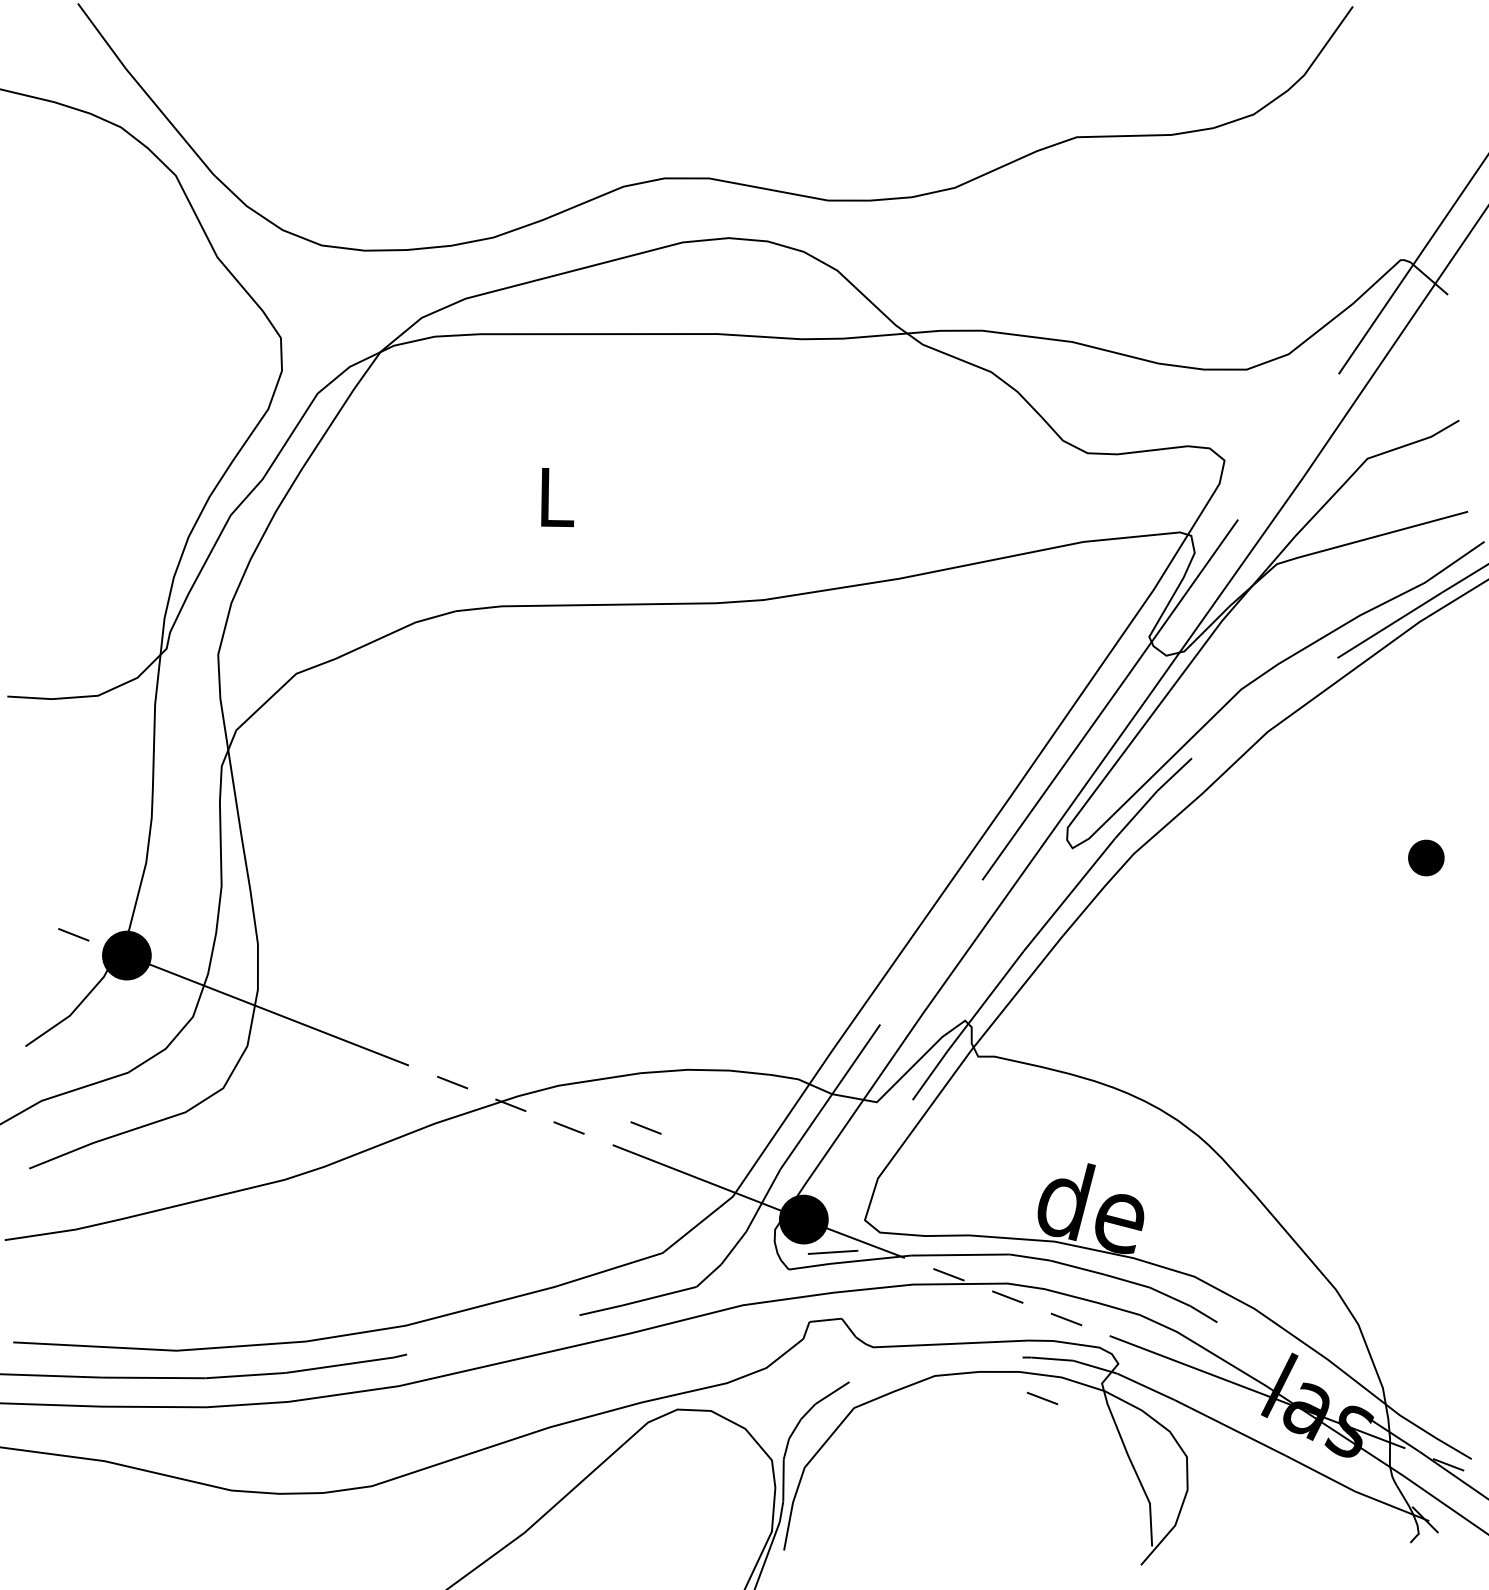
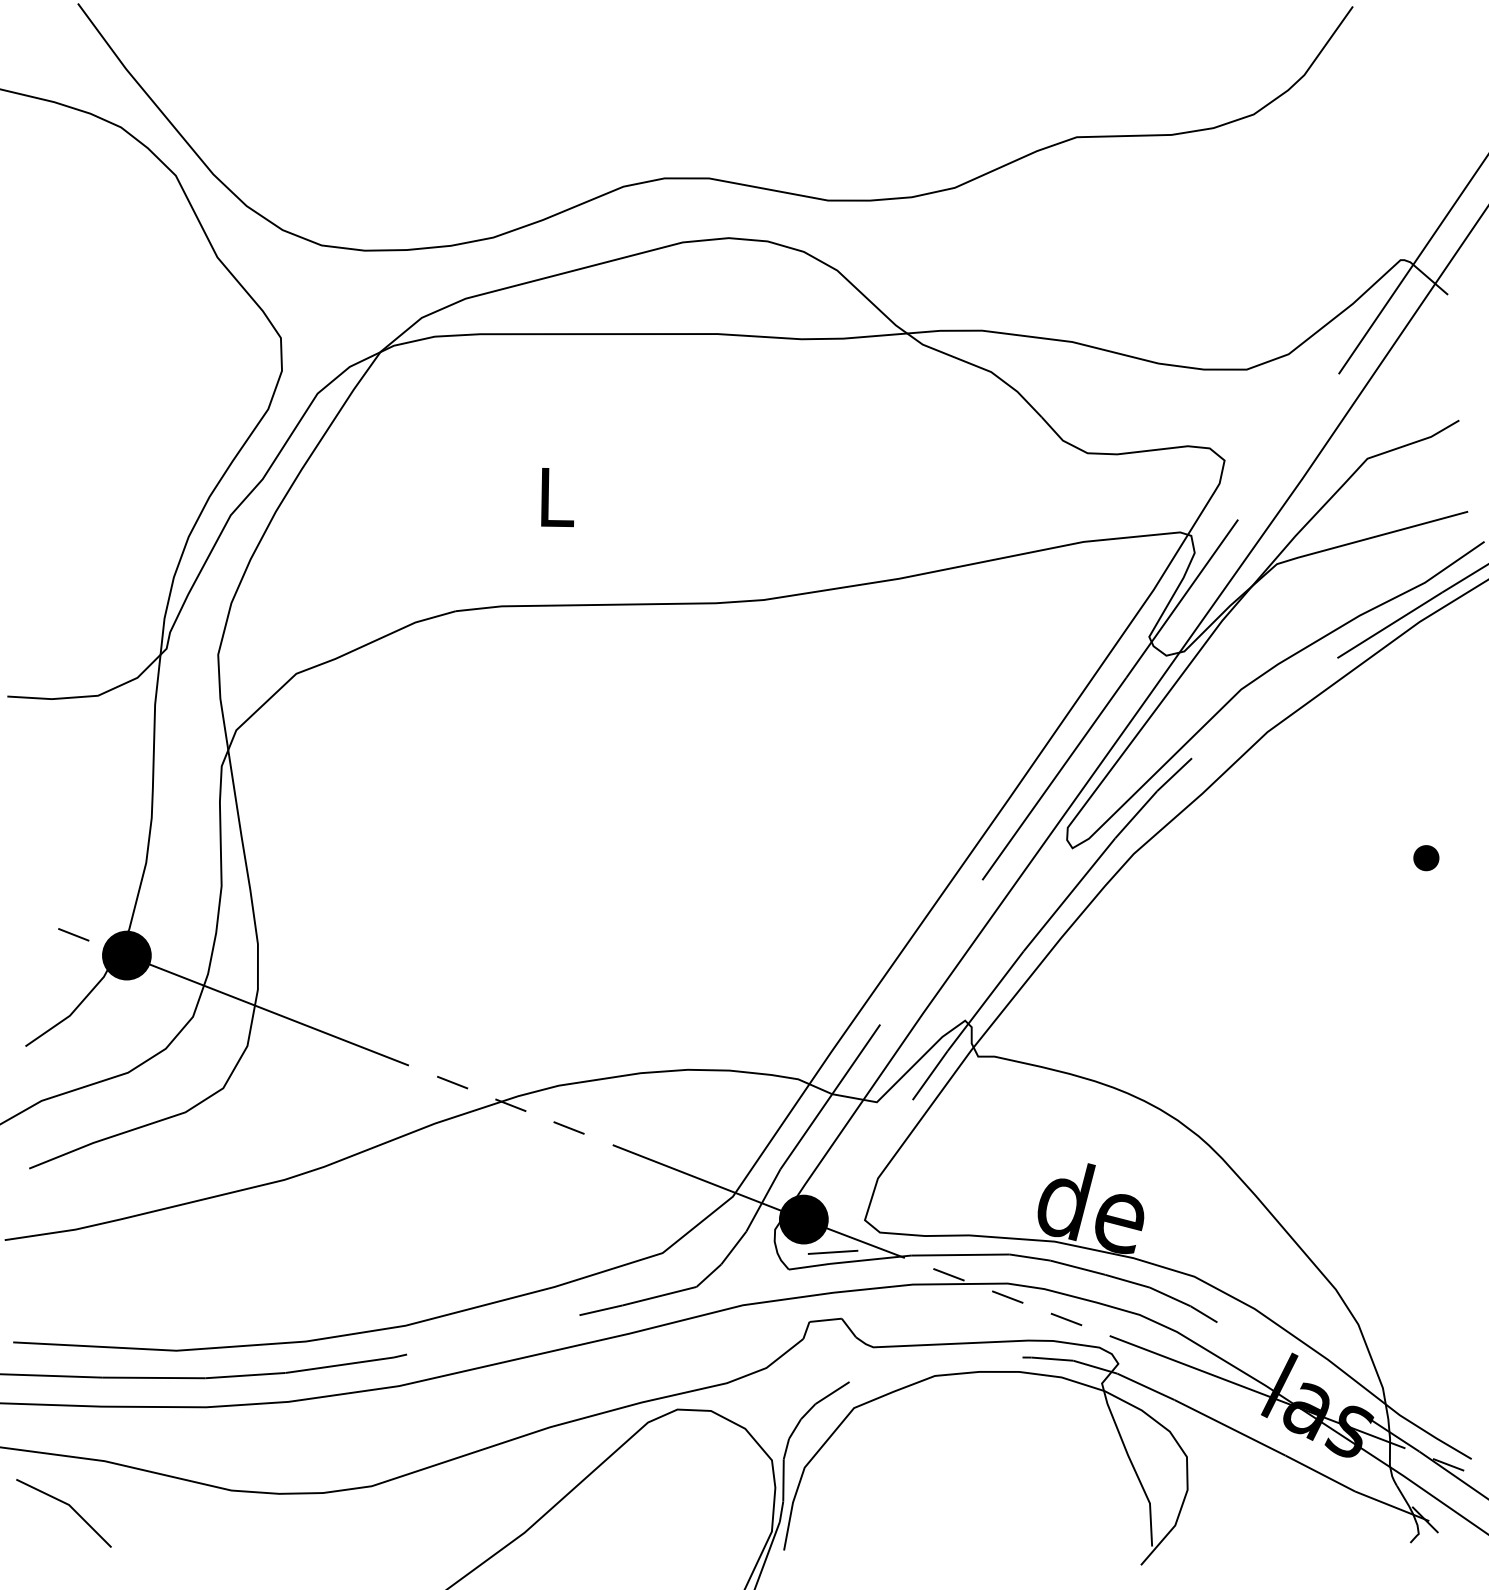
part size: 37x38 px -> 27x27 px (1426, 858)
line: present -> none (645, 1127)
line: present -> none (1042, 1398)
line: none -> present (67, 1505)
